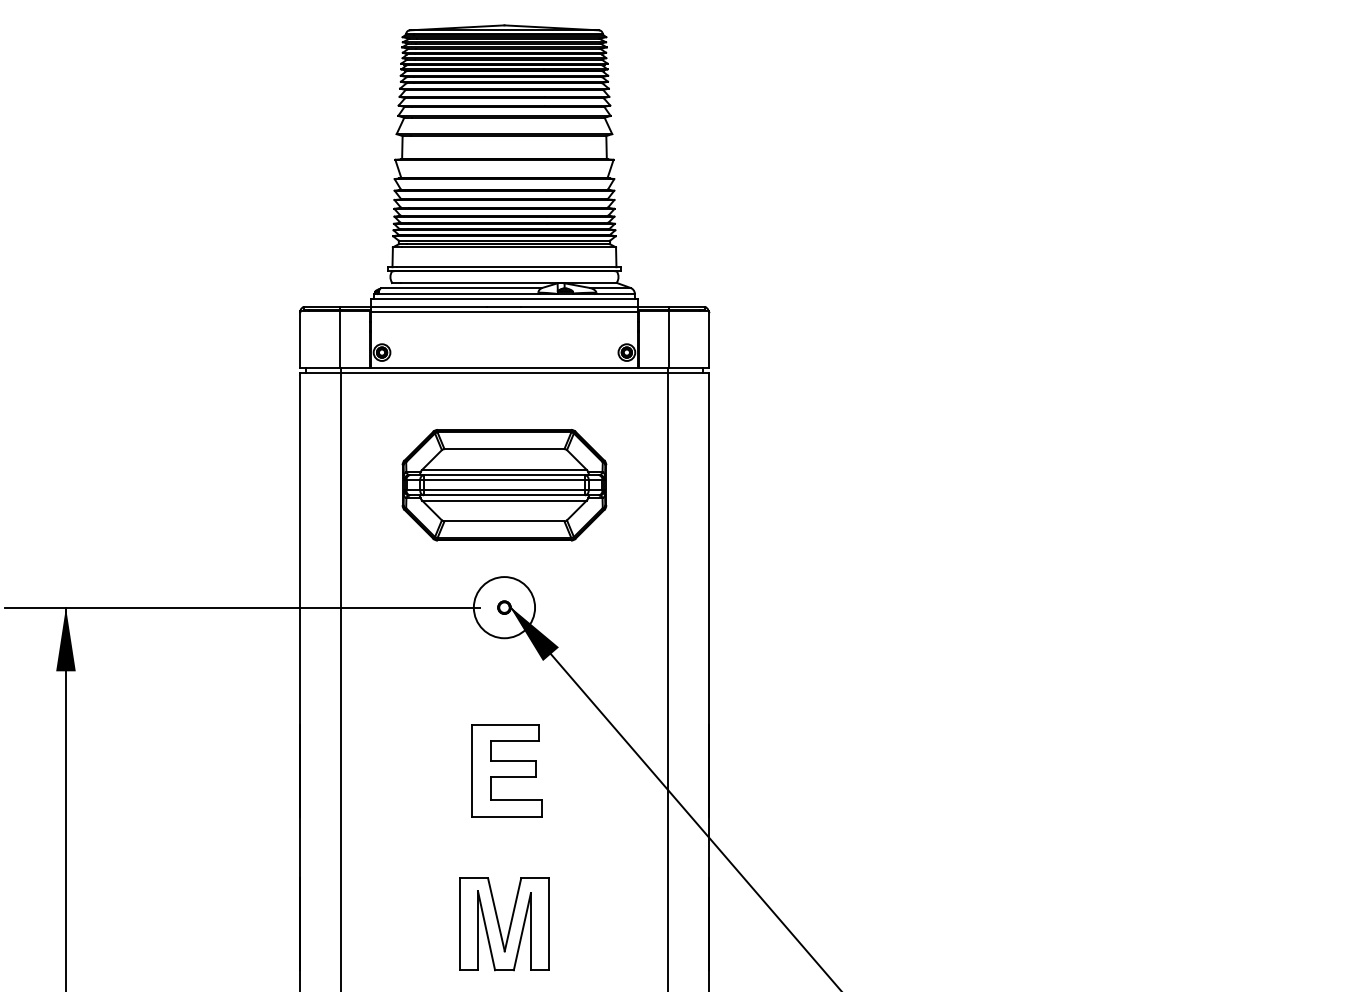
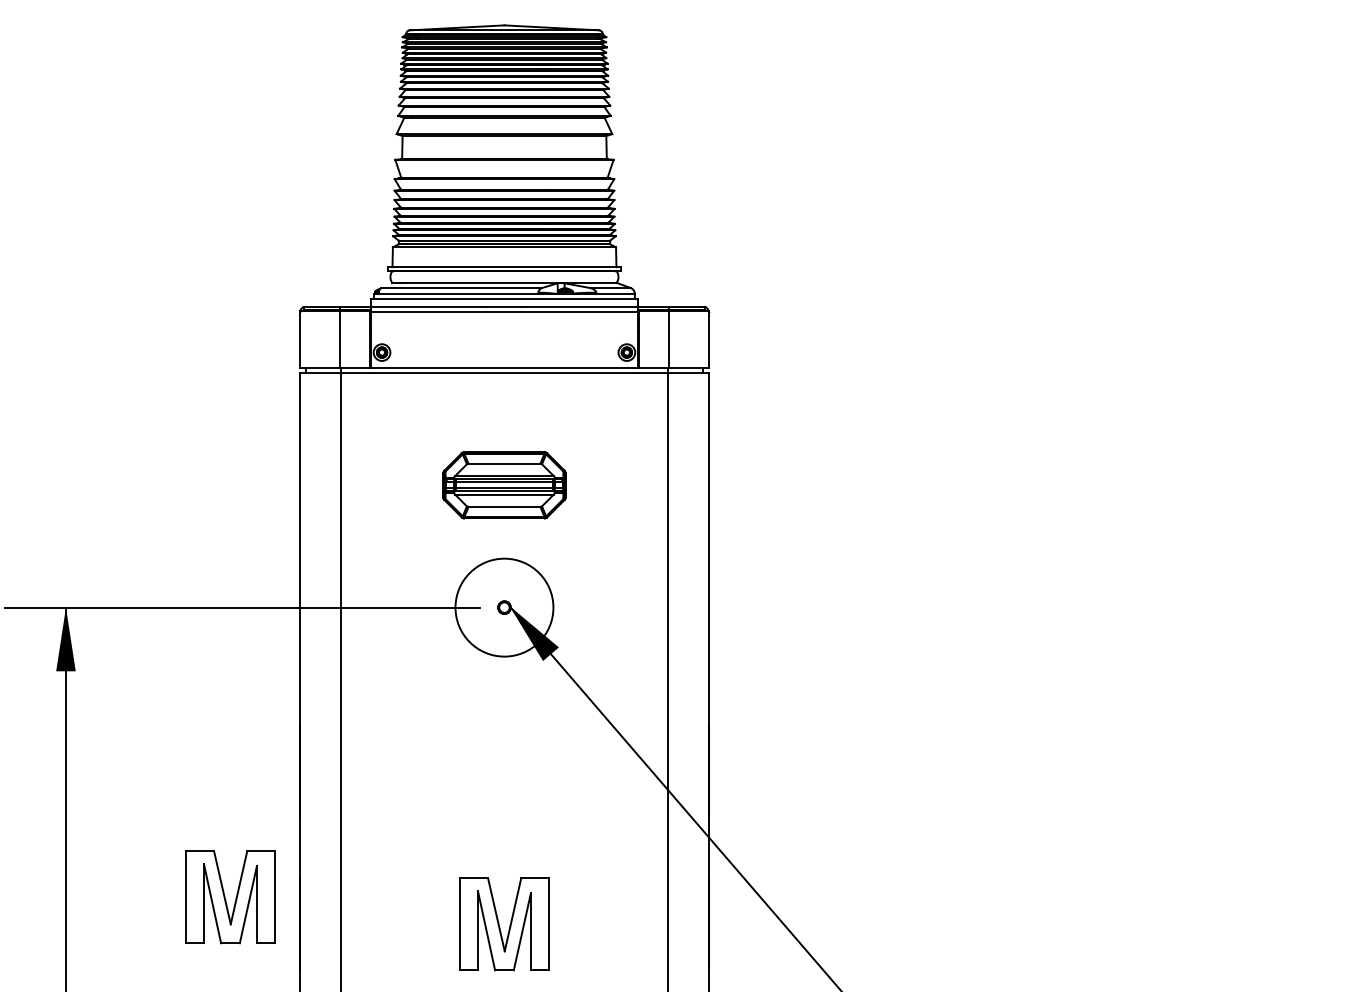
part size: 207x113 px -> 125x69 px (504, 485)
circle diameter: 61 px -> 98 px (504, 607)
part: present -> none (506, 770)
part: none -> present (230, 897)
